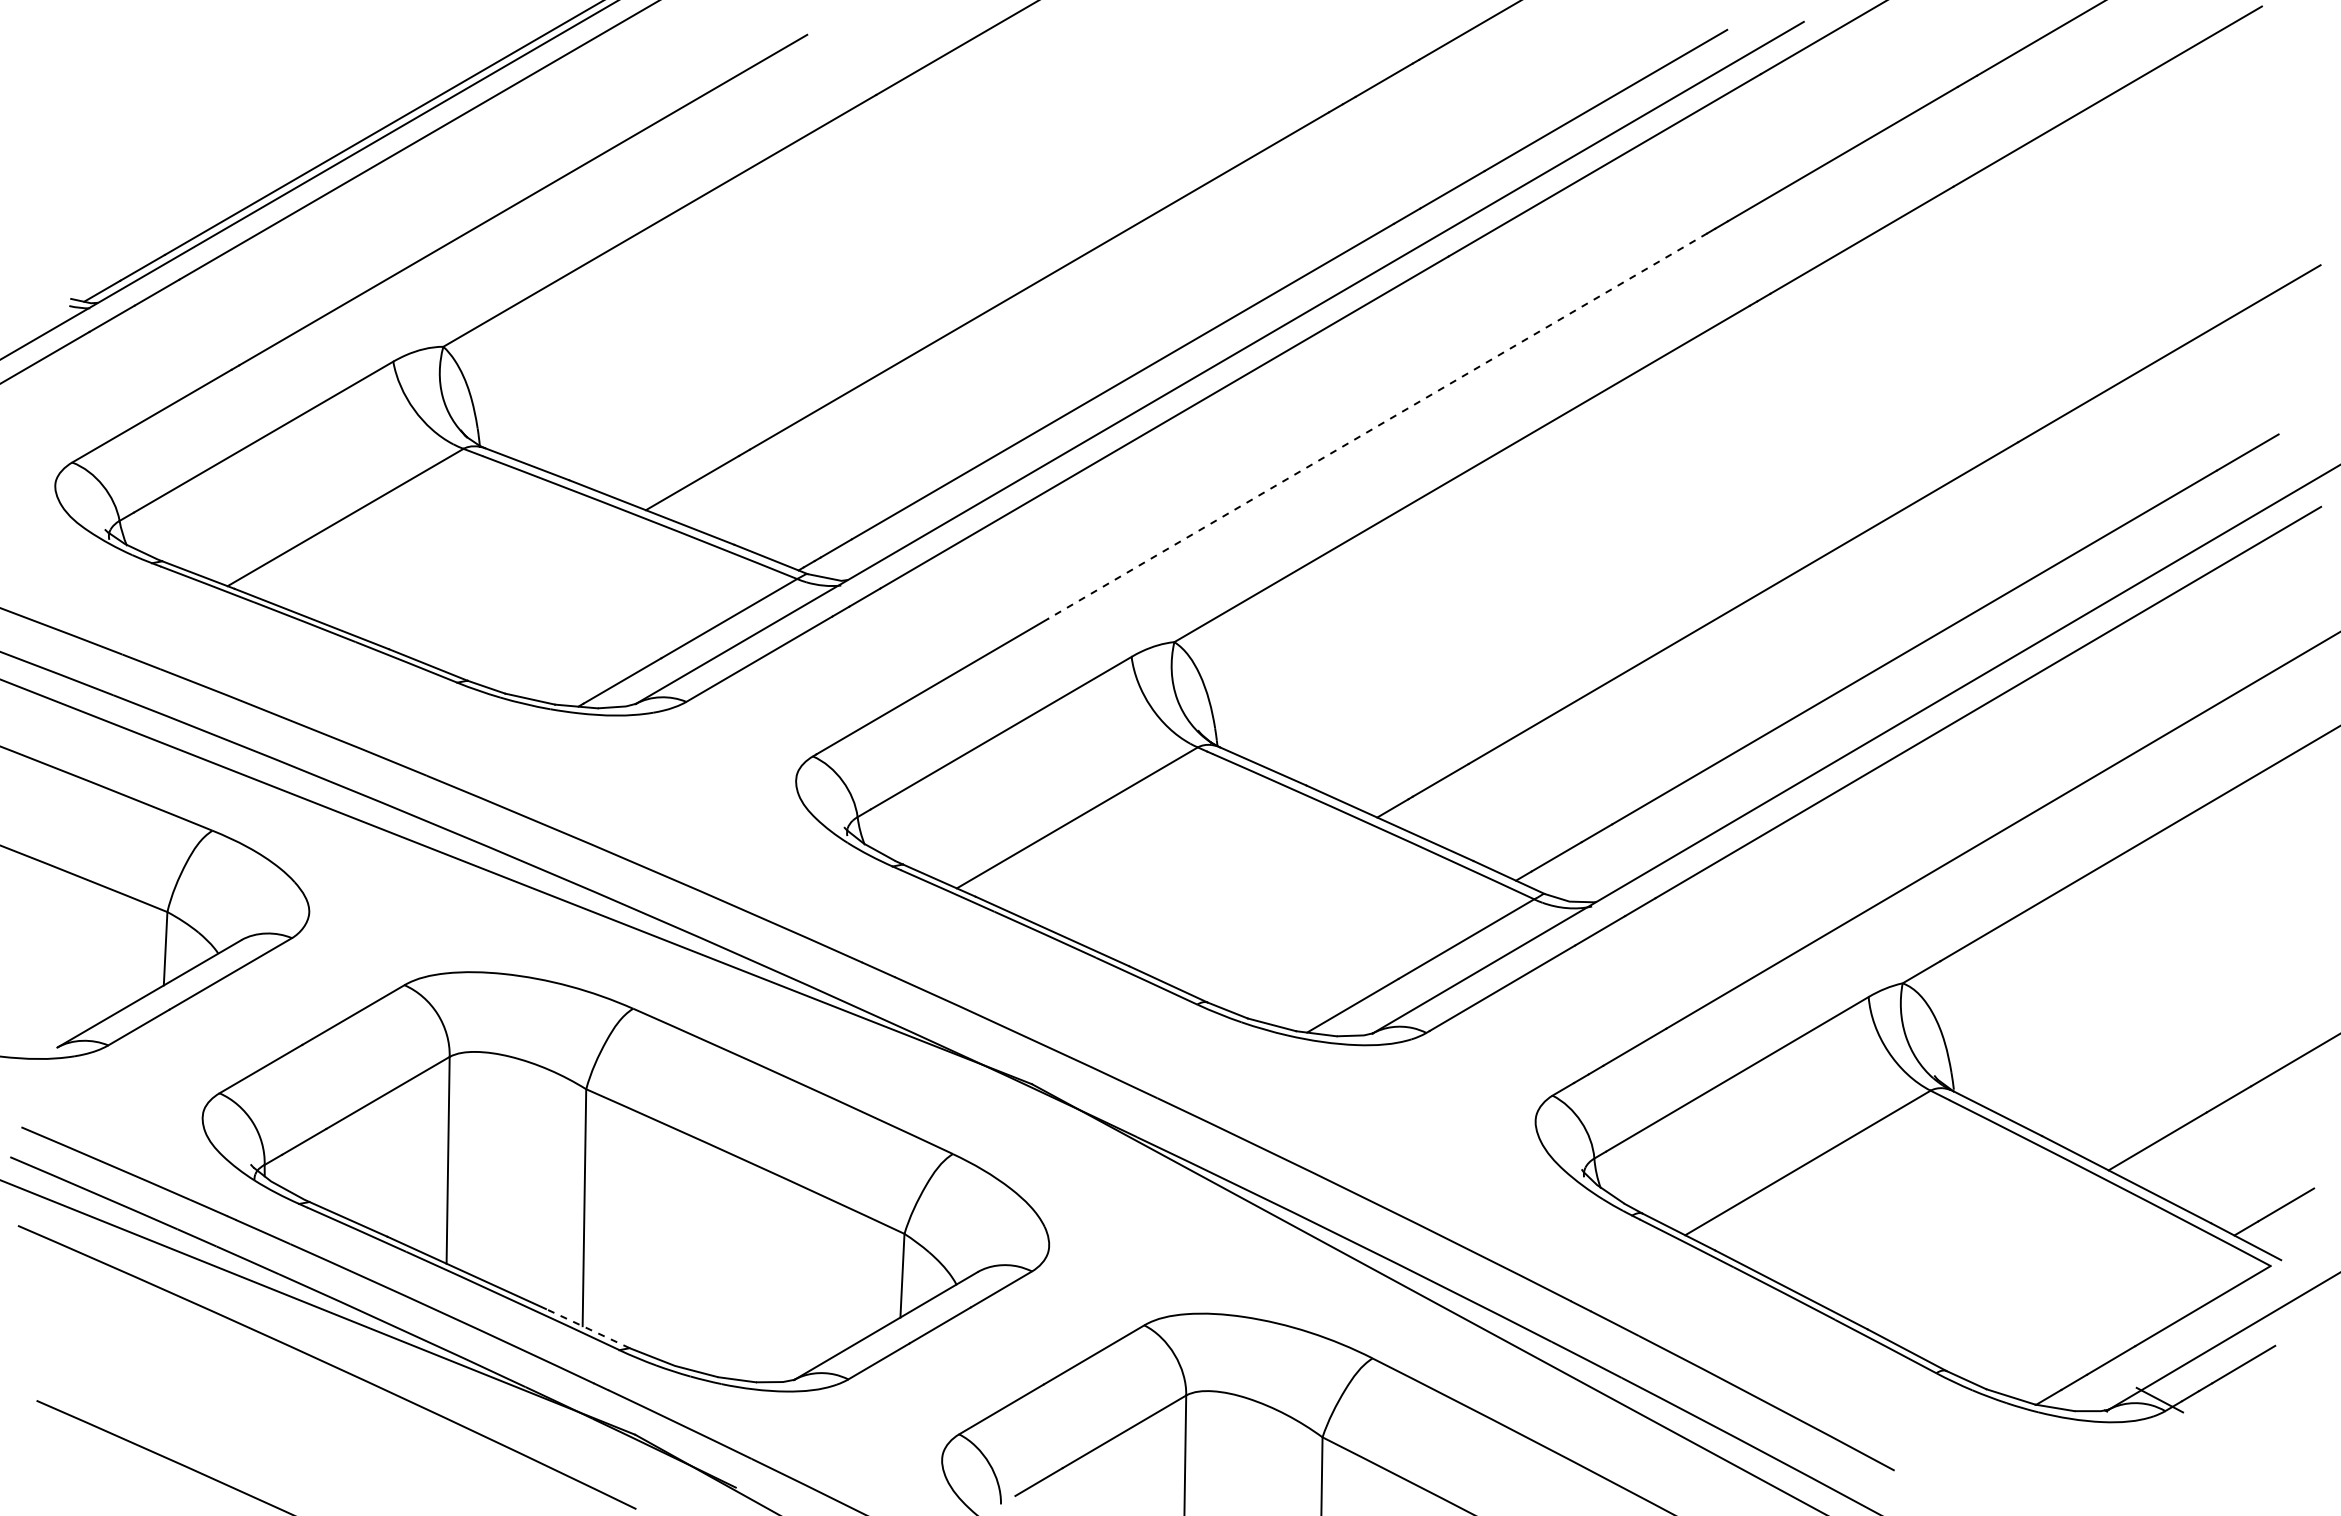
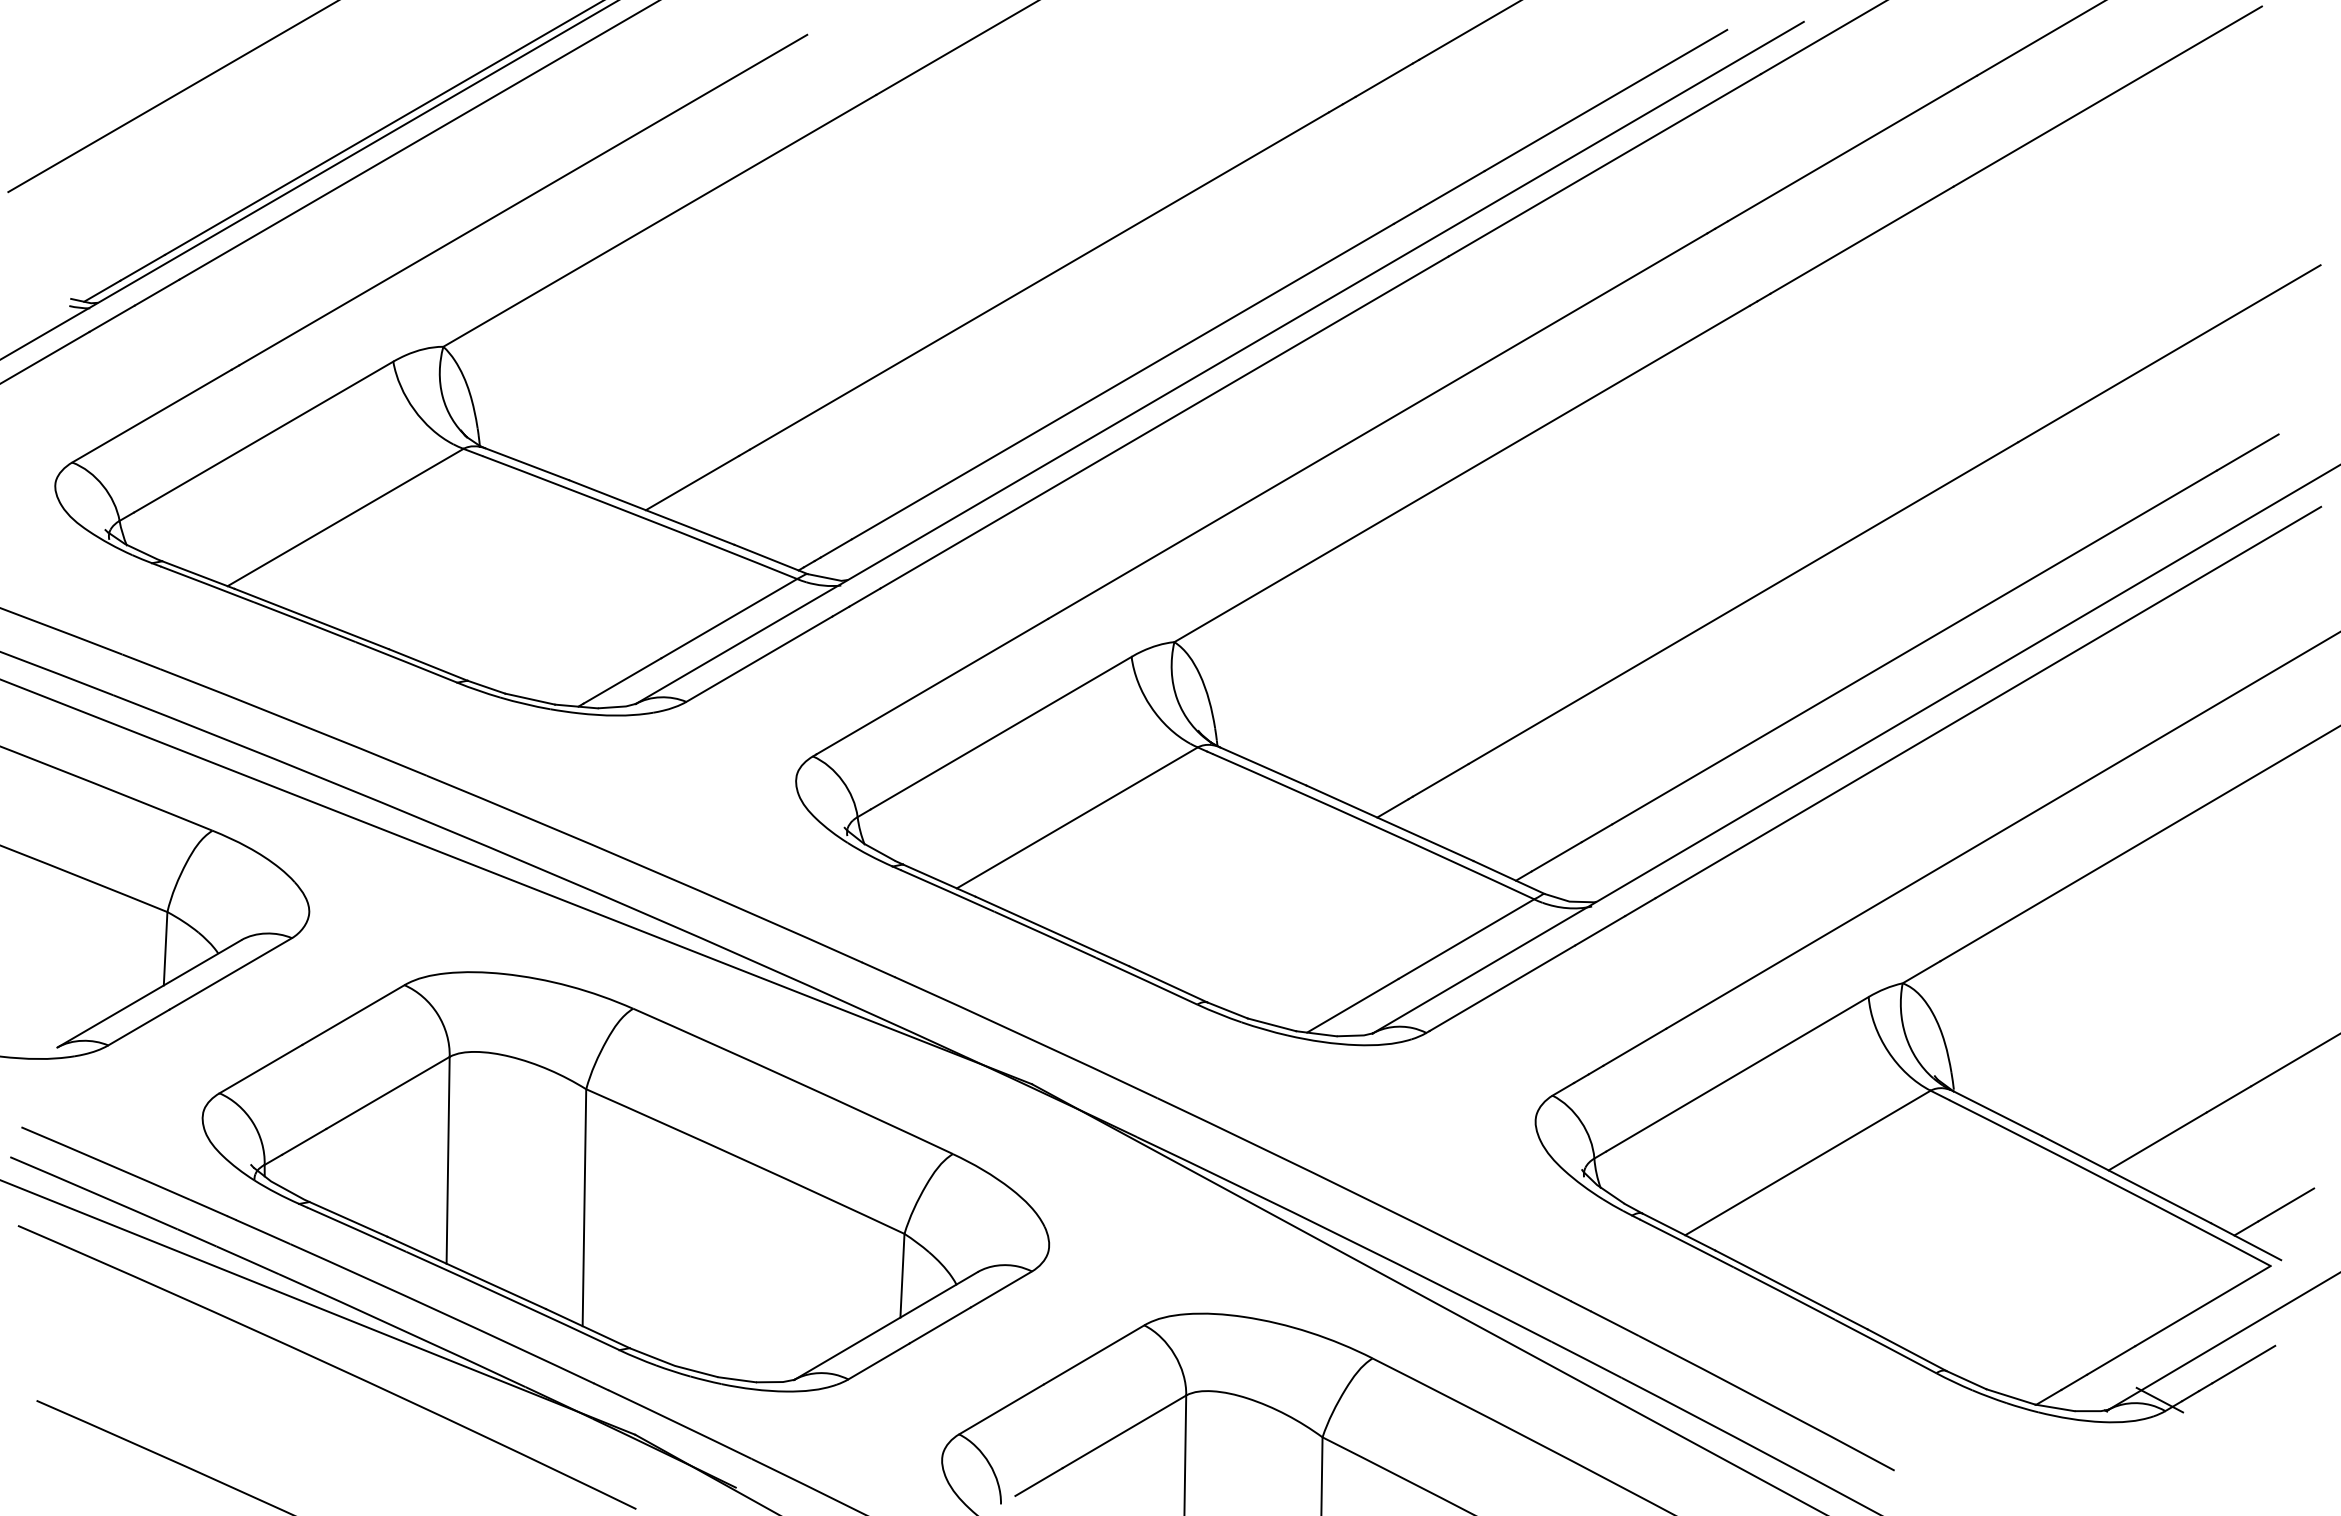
line: none -> present (171, 97)
line: dashed -> solid (1377, 426)
line: dashed -> solid (587, 1328)
